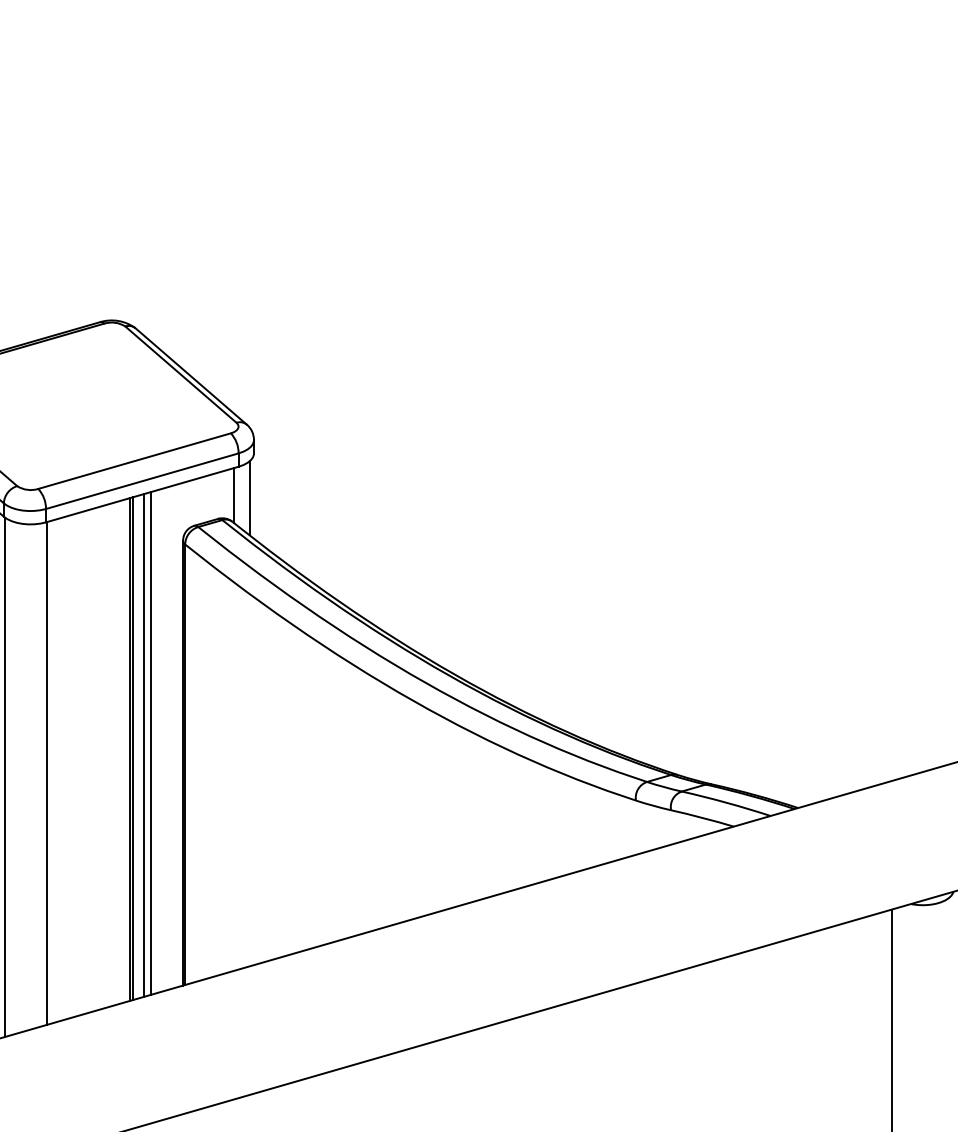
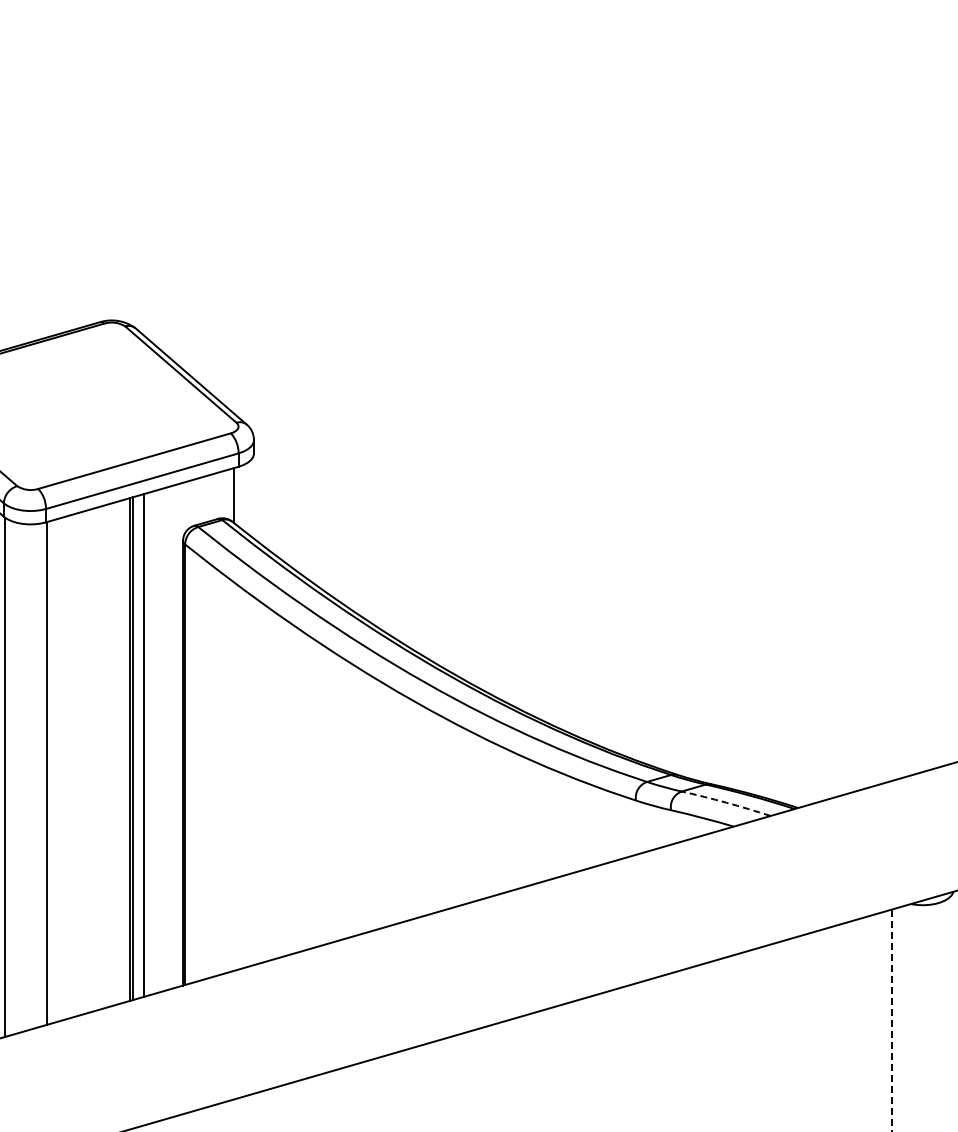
line: present -> none (249, 498)
line: present -> none (151, 742)
arc: solid -> dashed (726, 802)
line: solid -> dashed (892, 1020)
